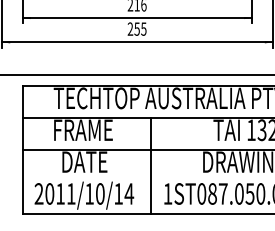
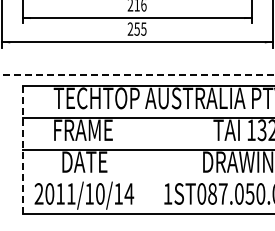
line: solid -> dashed (137, 75)
line: solid -> dashed (23, 150)
line: present -> none (150, 165)
